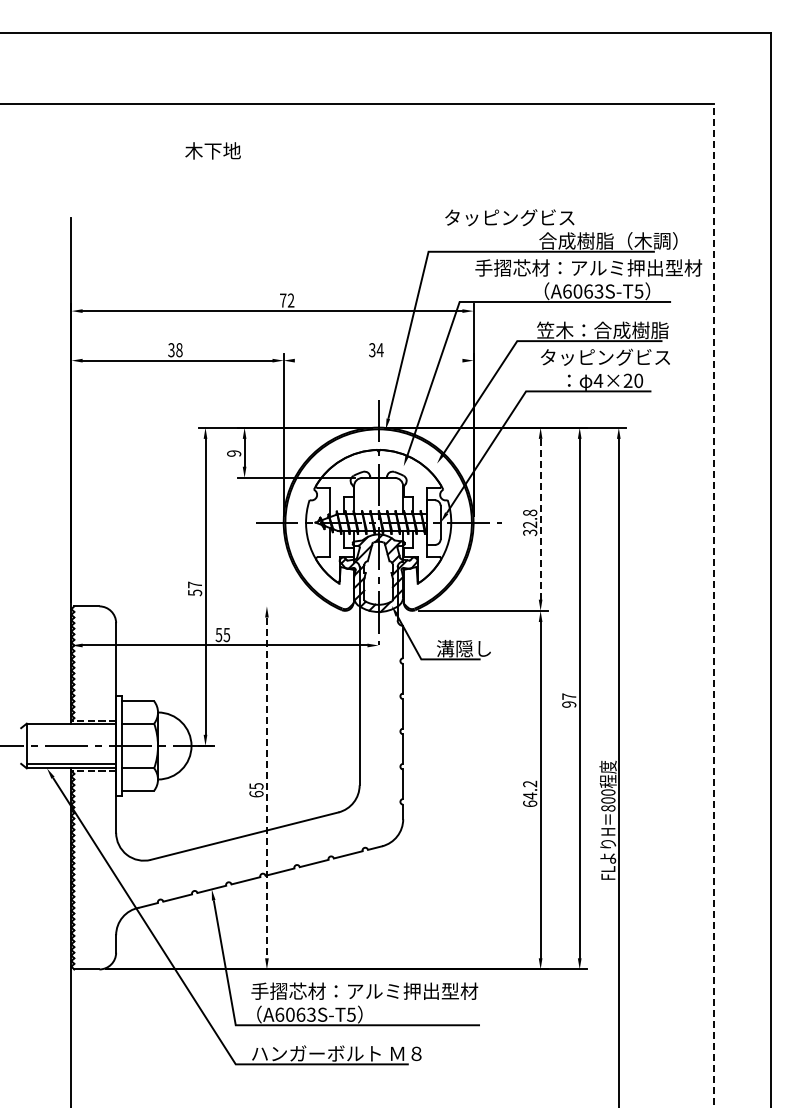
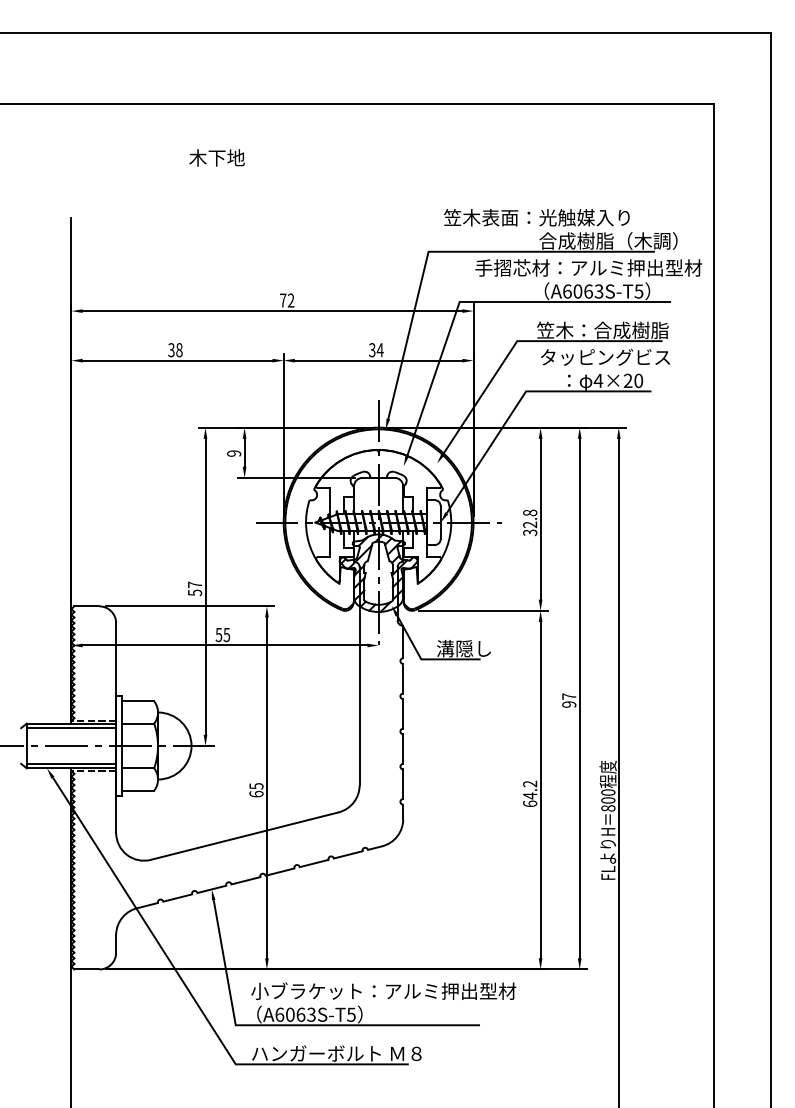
text position: (212, 150) -> (216, 157) (216, 157)
text: タッピングビス -> 笠木表面：光触媒入り (536, 217)
line: none -> present (378, 360)
line: dashed -> solid (540, 519)
line: dashed -> solid (713, 605)
line: none -> present (189, 606)
line: none -> present (71, 728)
line: dashed -> solid (266, 788)
text: 手摺芯材：アルミ押出型材 -> 小ブラケット：アルミ押出型材 (383, 990)
